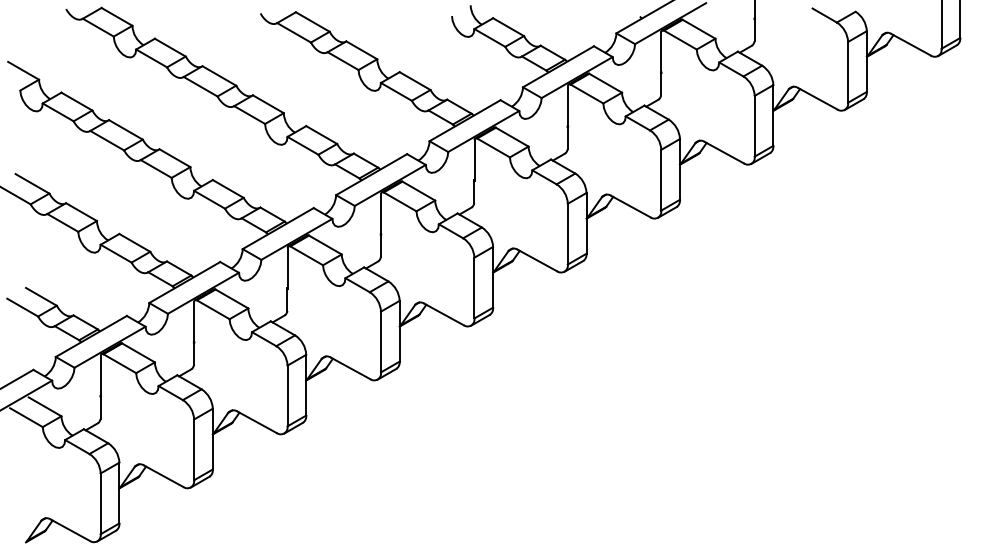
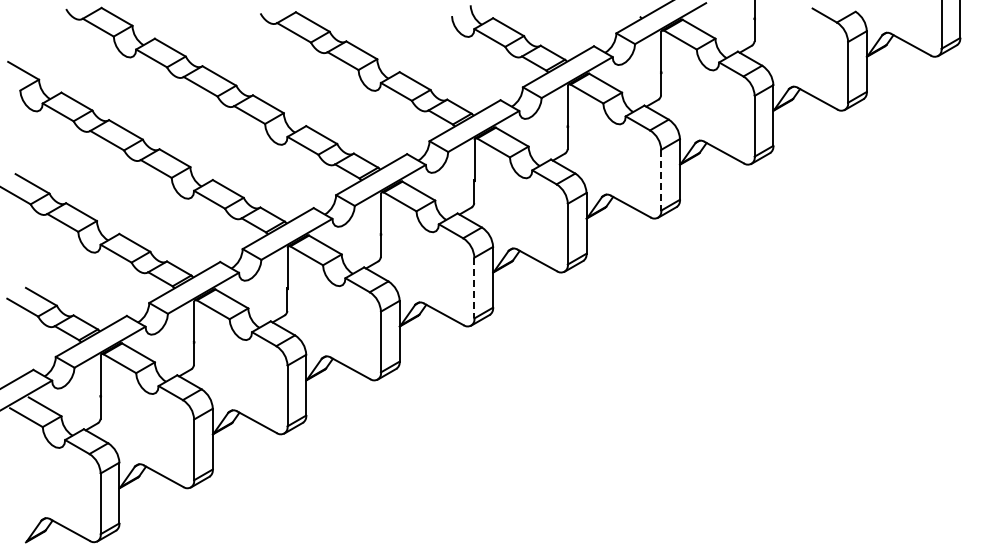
line: solid -> dashed (661, 180)
line: solid -> dashed (474, 288)
